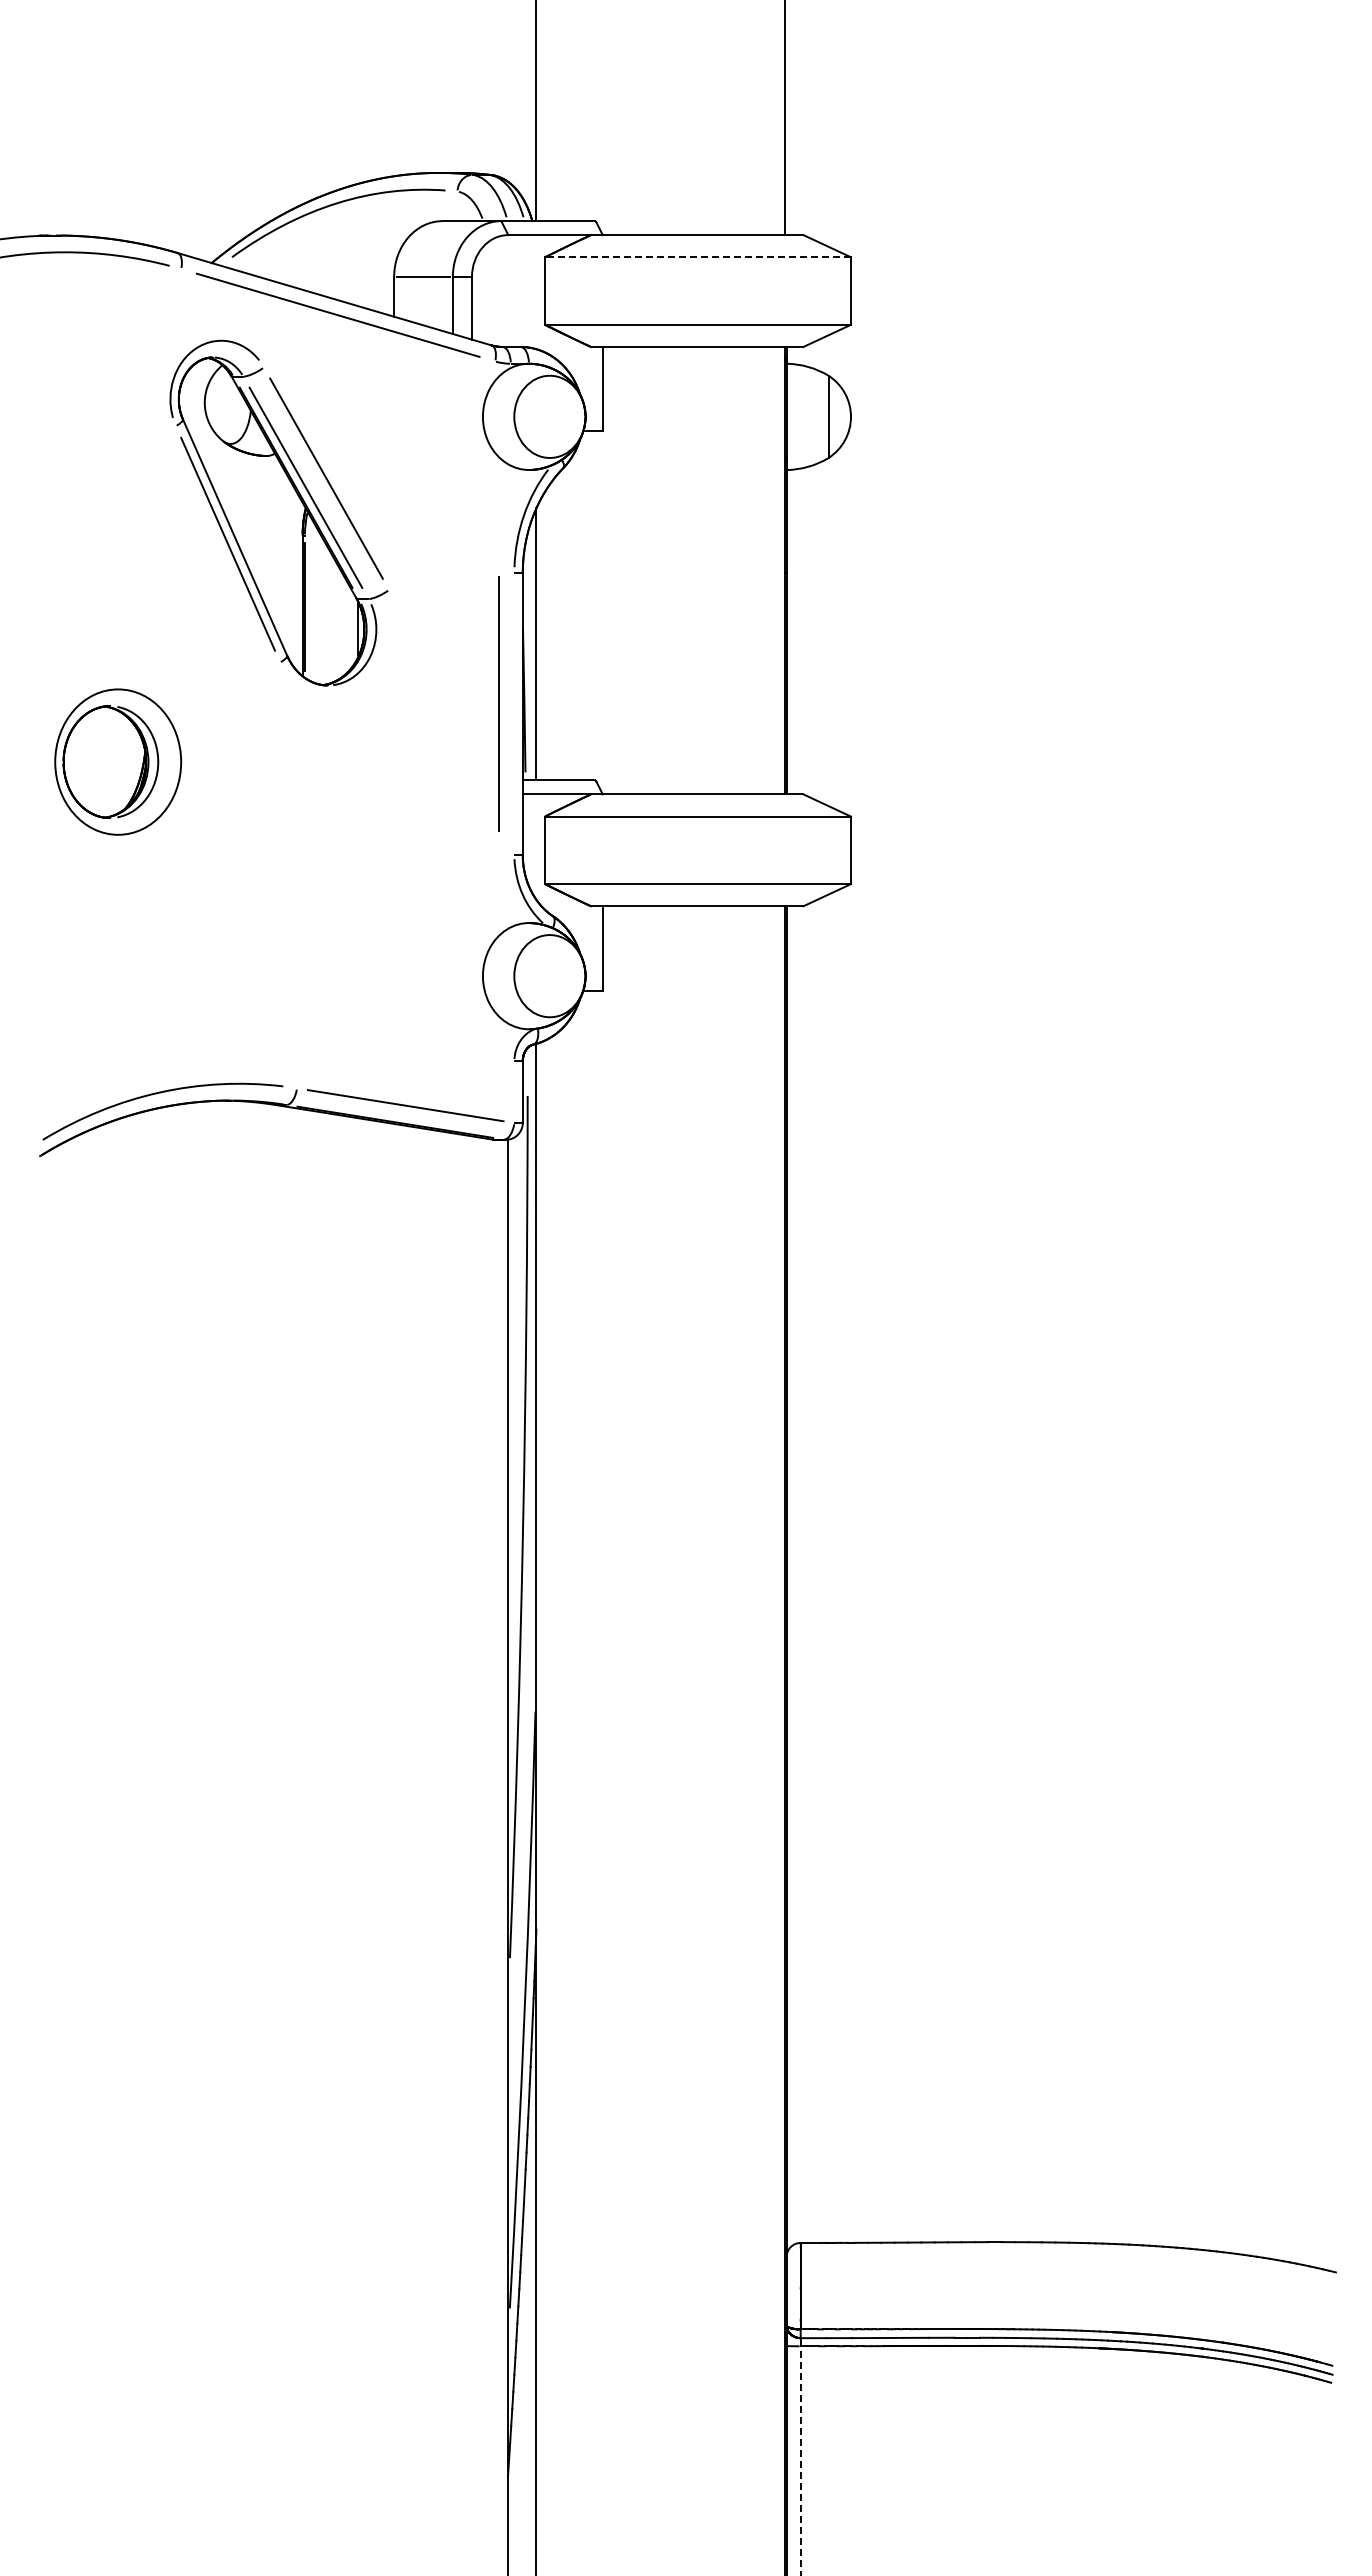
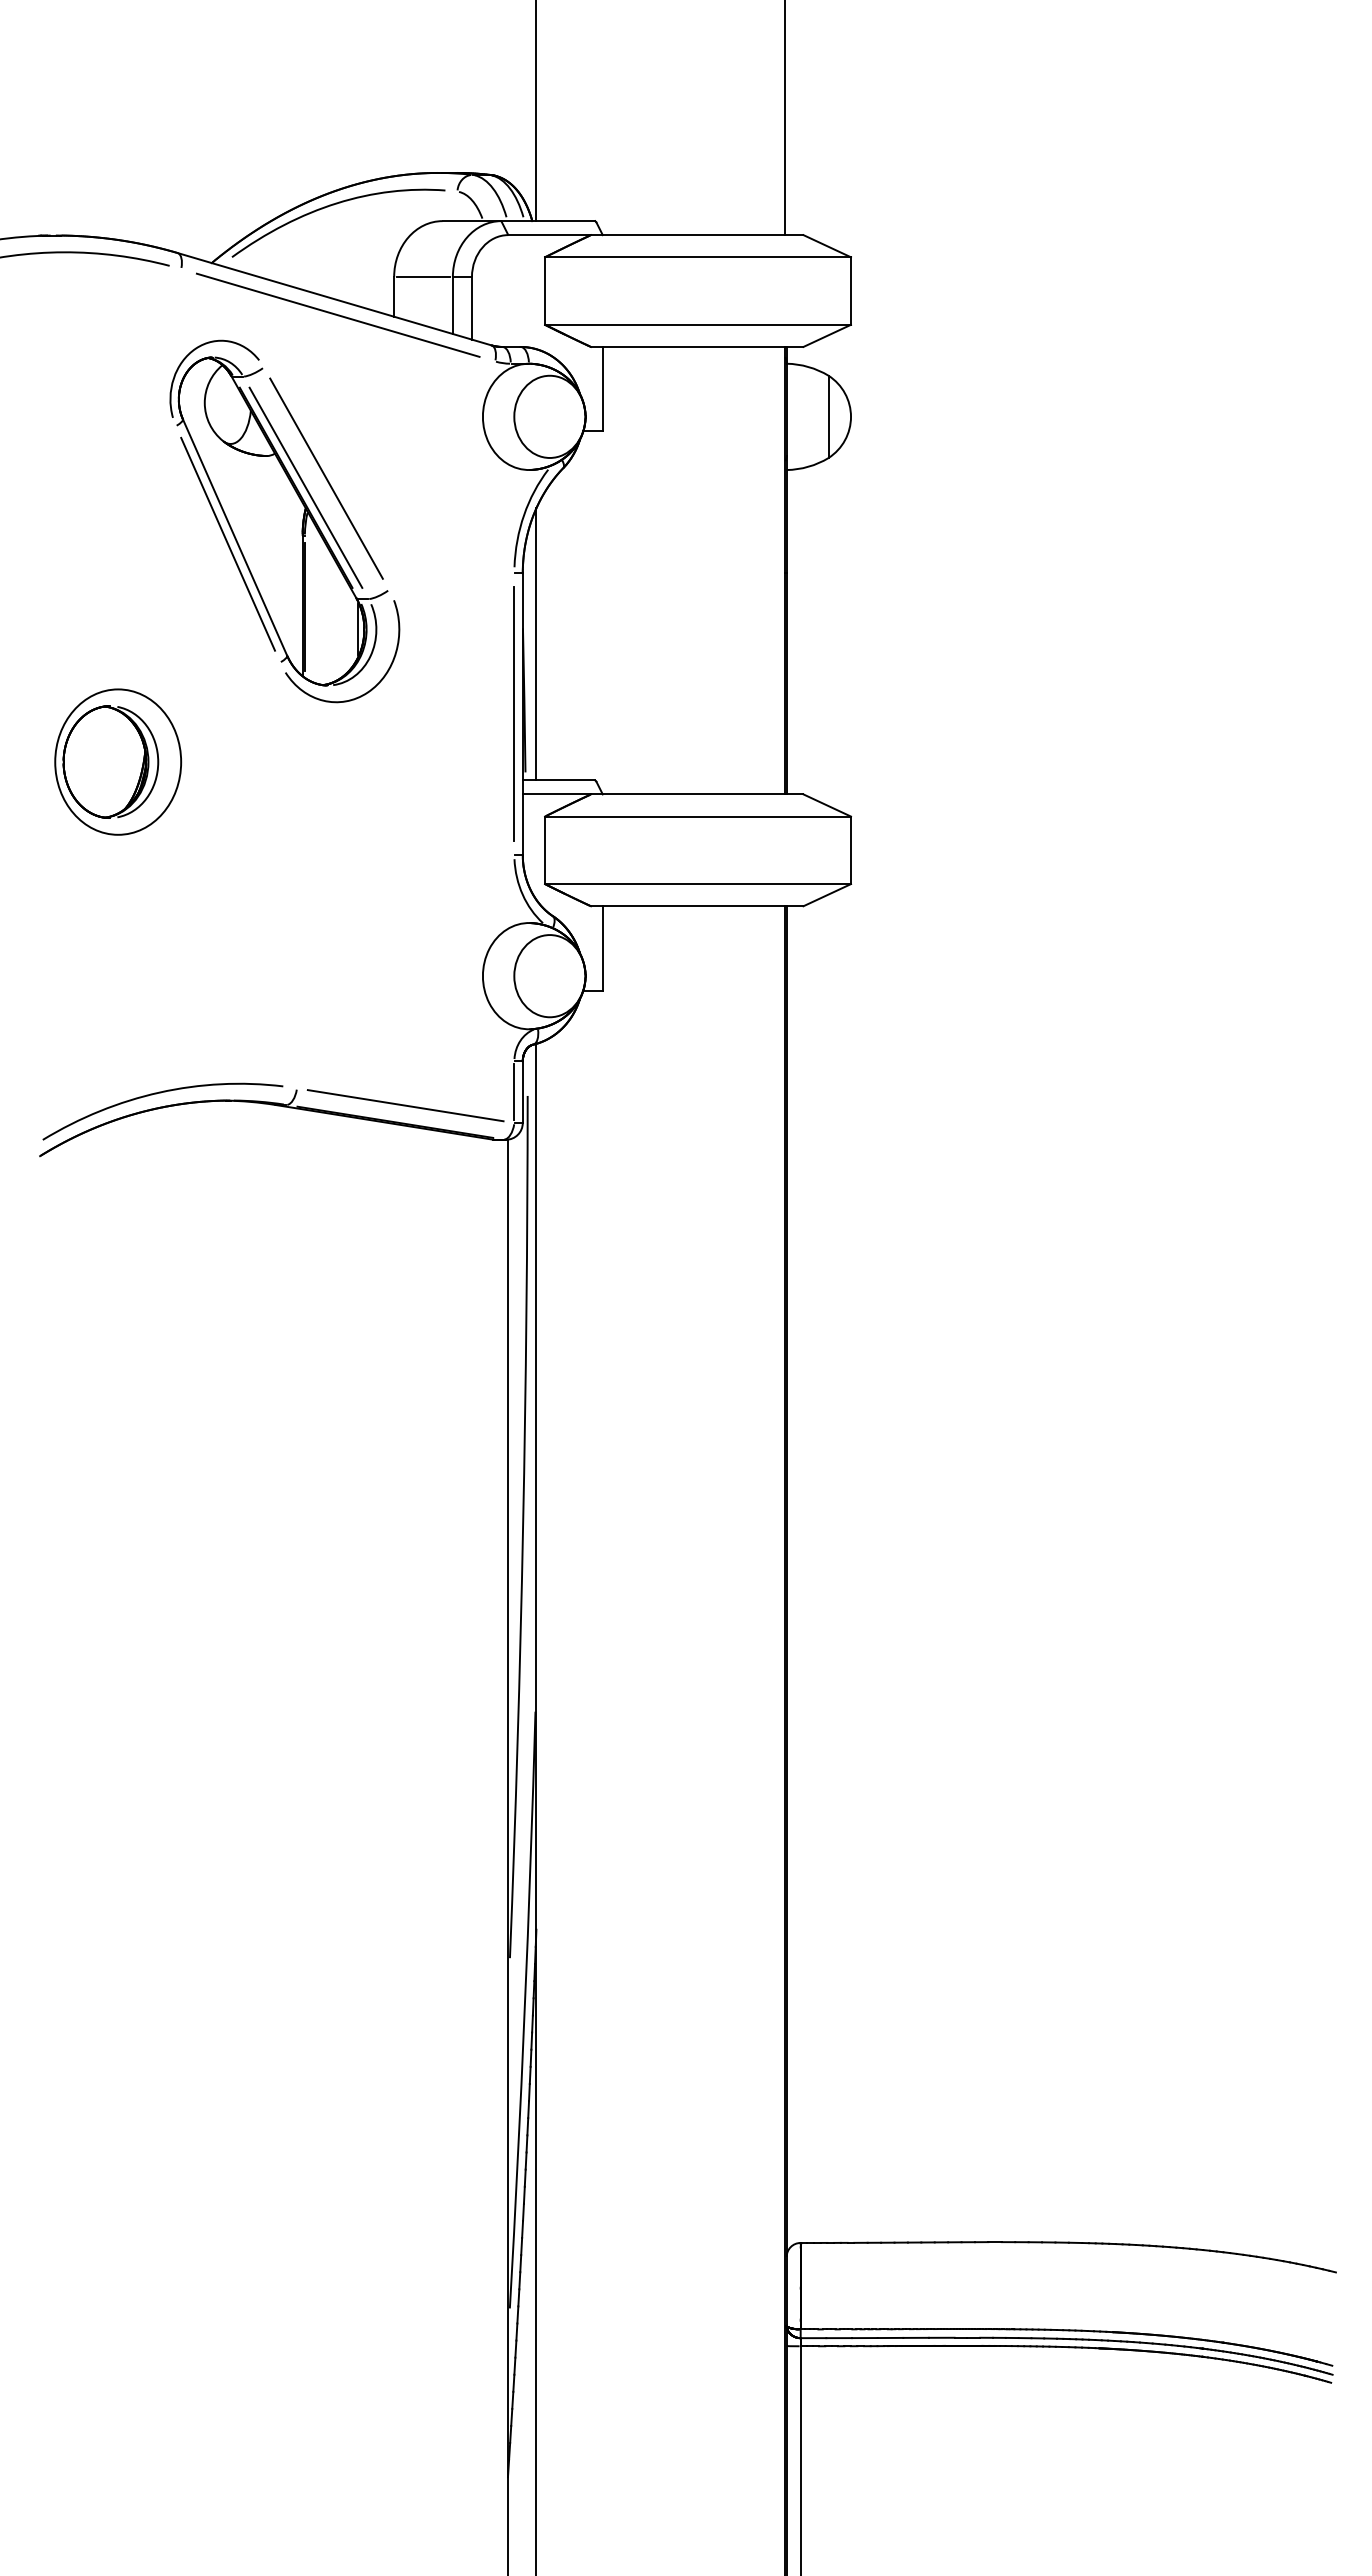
line: dashed -> solid (698, 257)
curve: none -> present (373, 686)
line position: (498, 703) -> (513, 713) (513, 713)
line: none -> present (514, 1091)
line: dashed -> solid (800, 2460)
